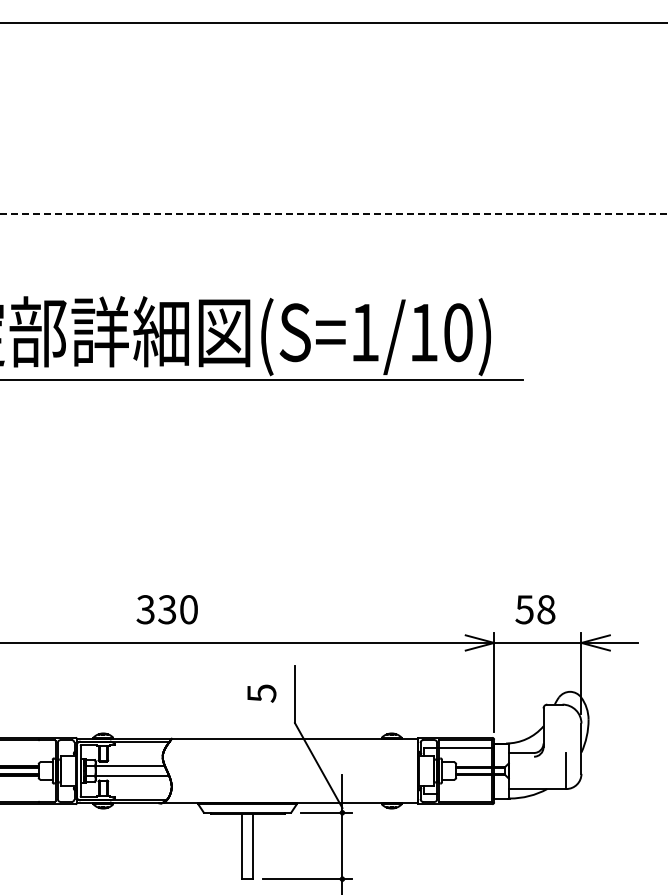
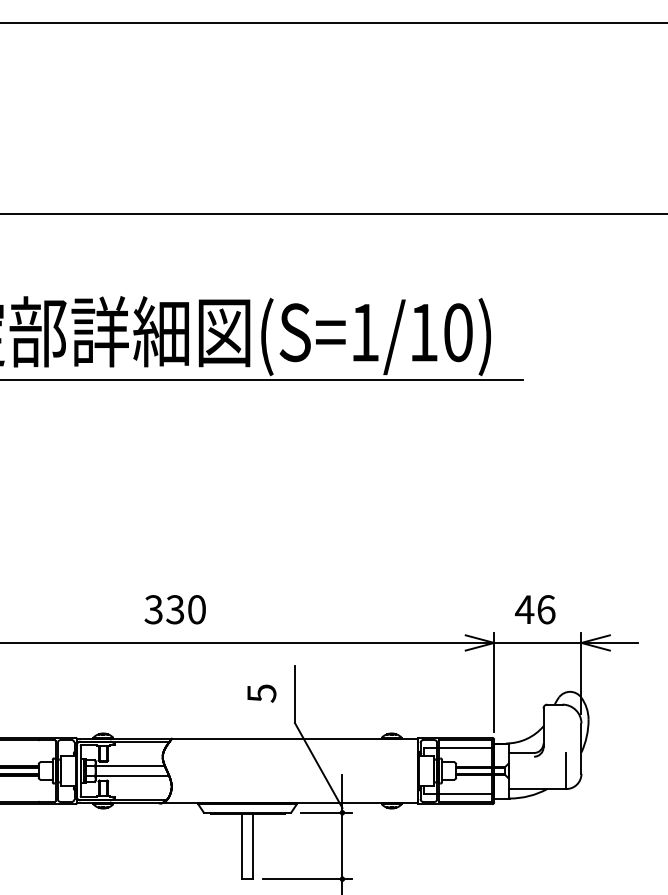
line: dashed -> solid (333, 214)
text position: (166, 609) -> (174, 609) (174, 609)
text: 58 -> 46 (535, 609)
line: none -> present (465, 793)
